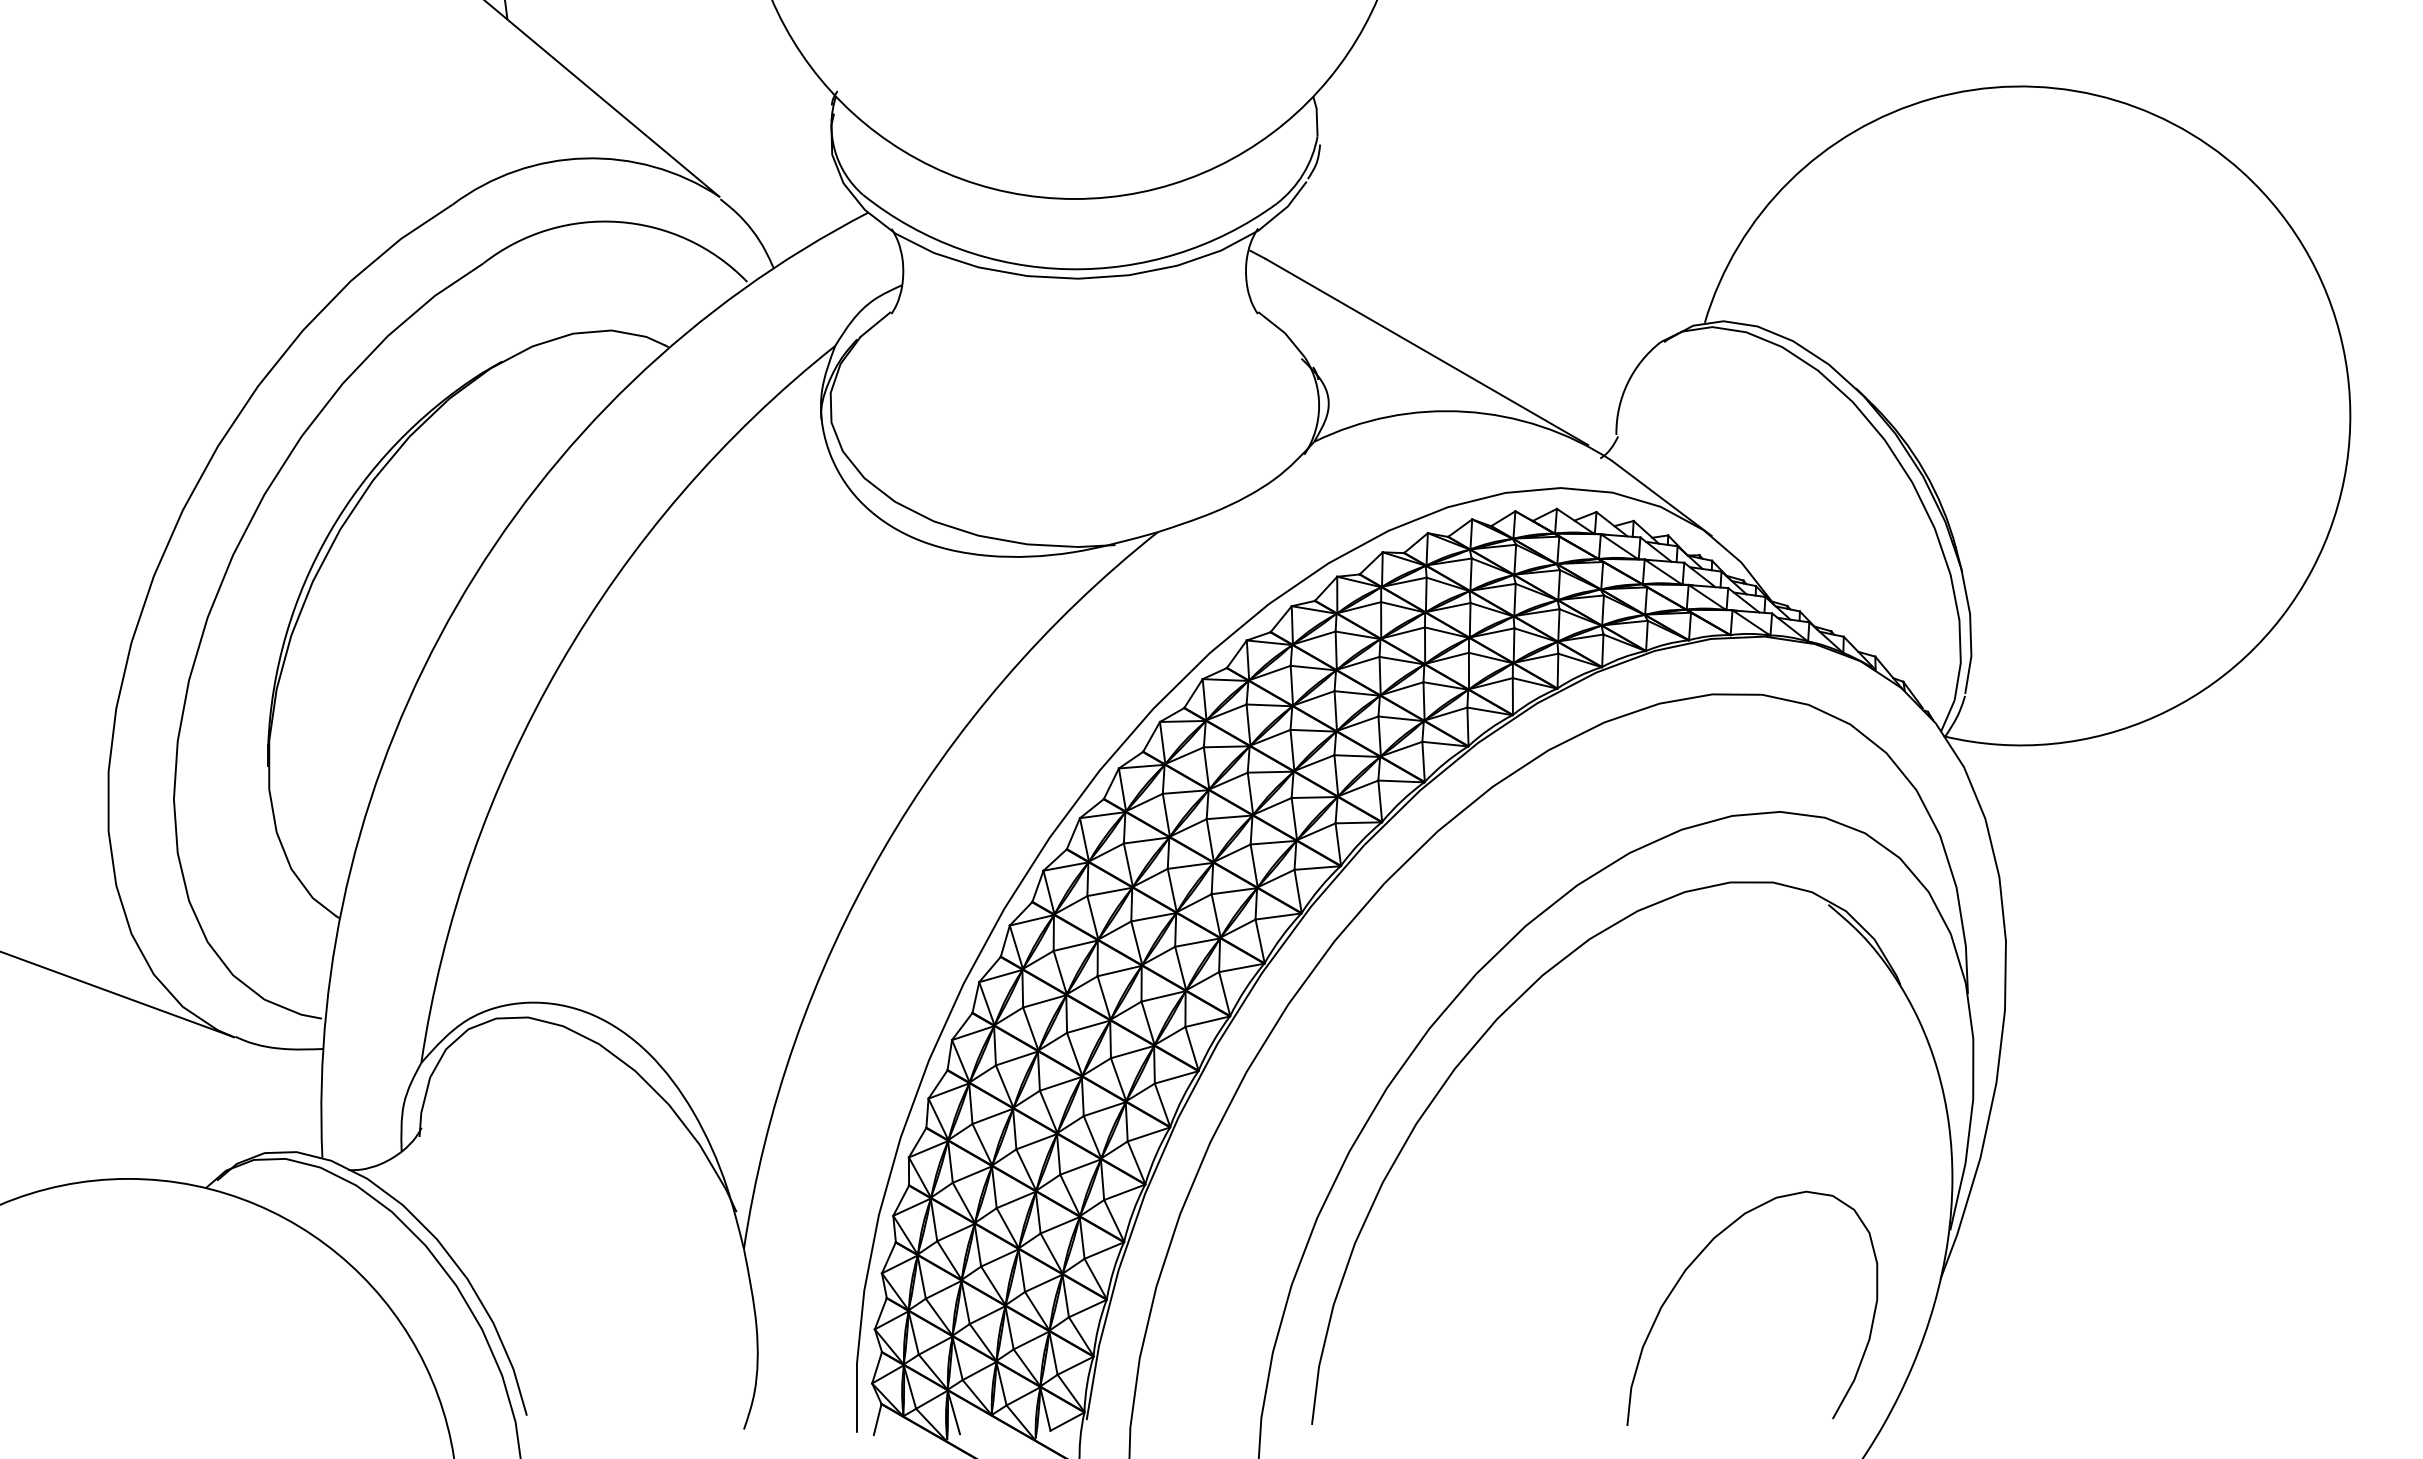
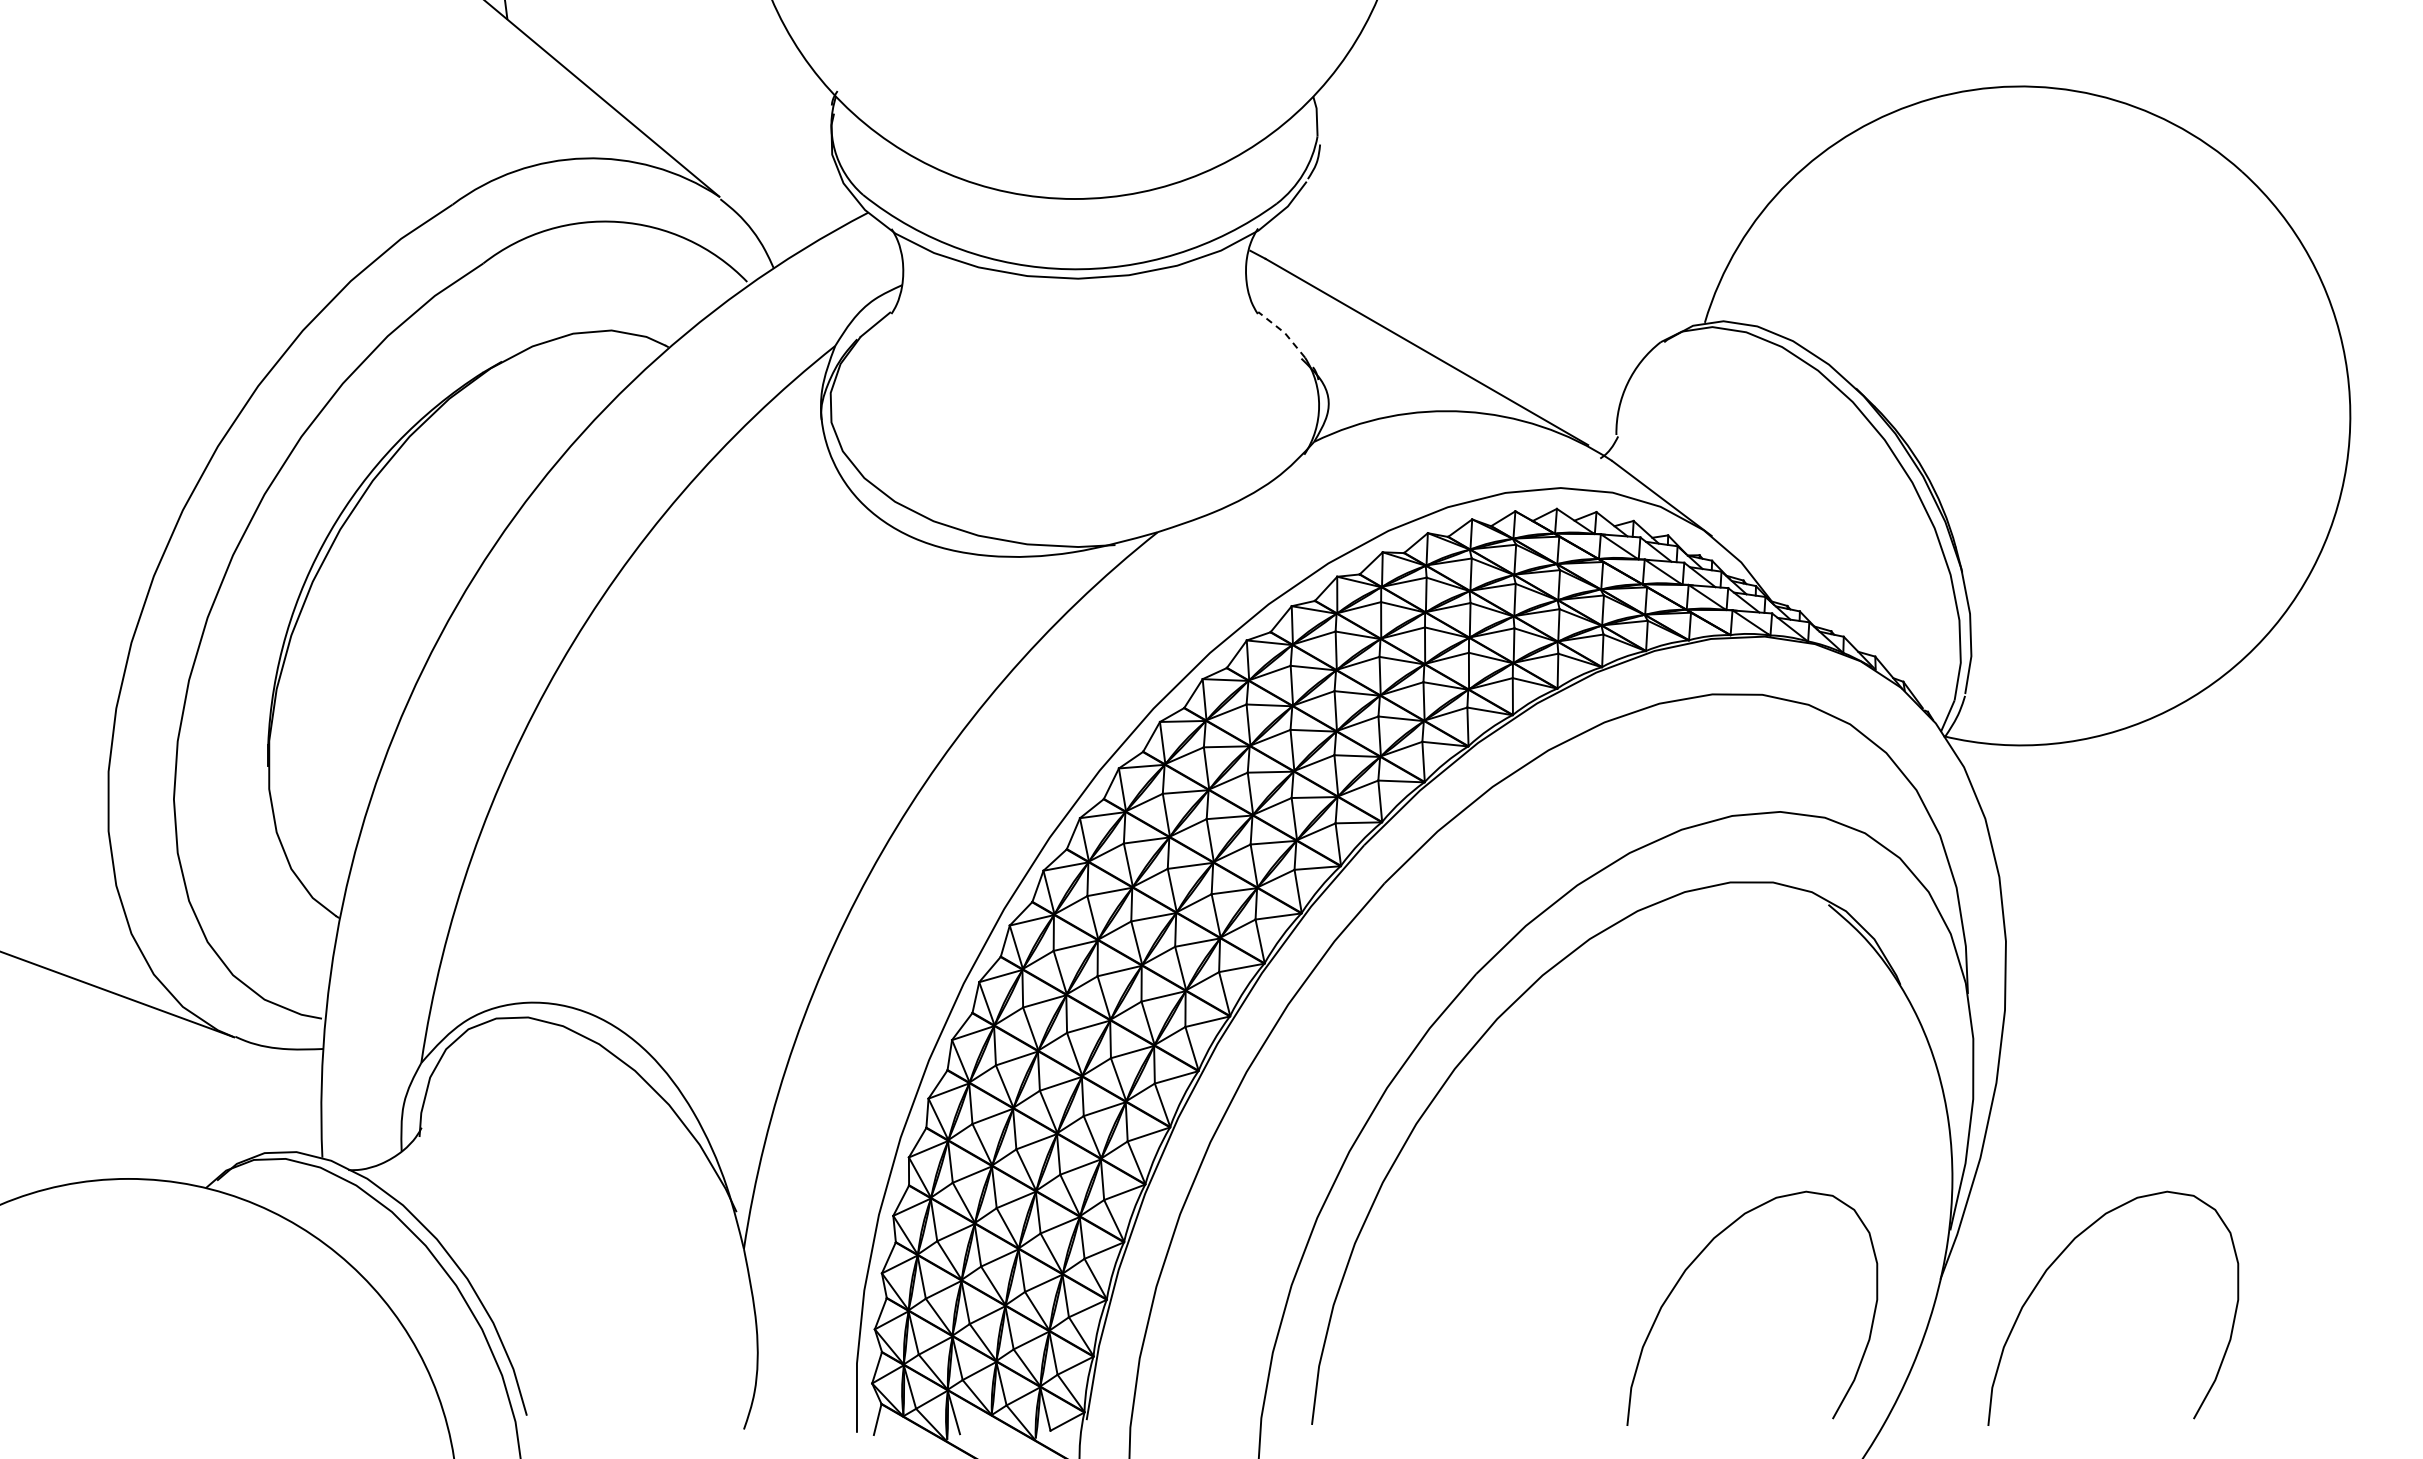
line: solid -> dashed (1284, 332)
curve: none -> present (2060, 1256)
